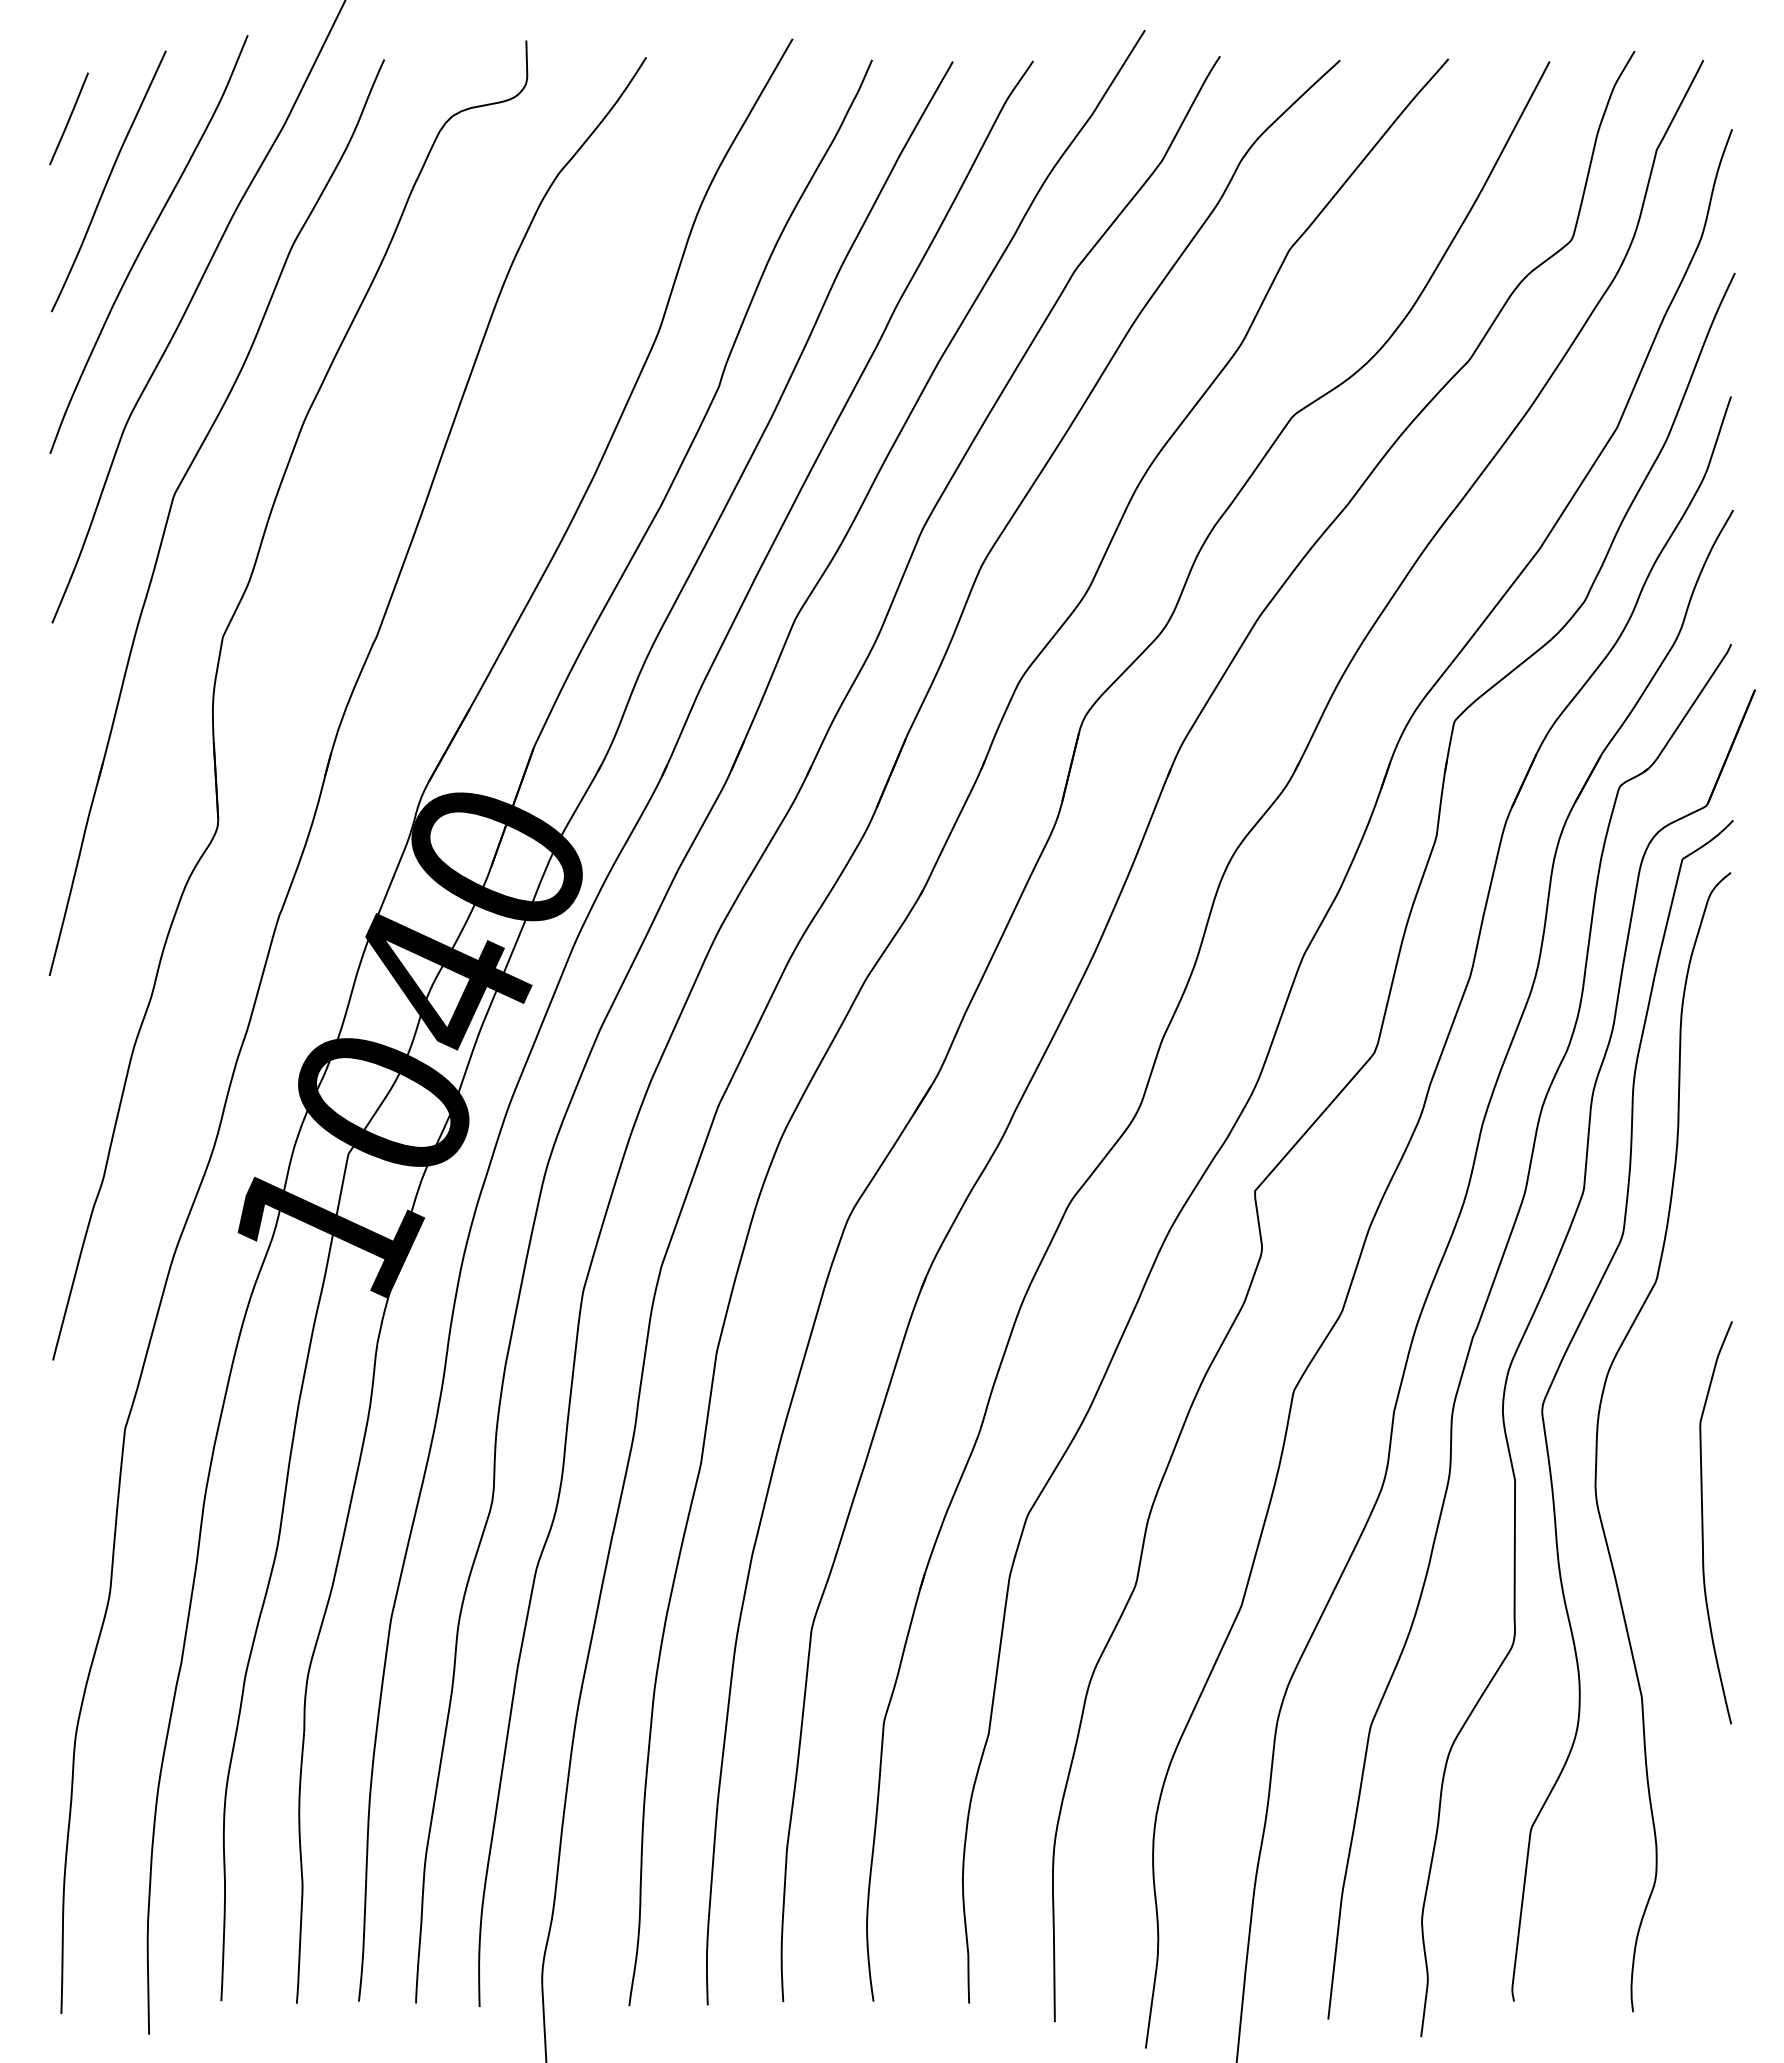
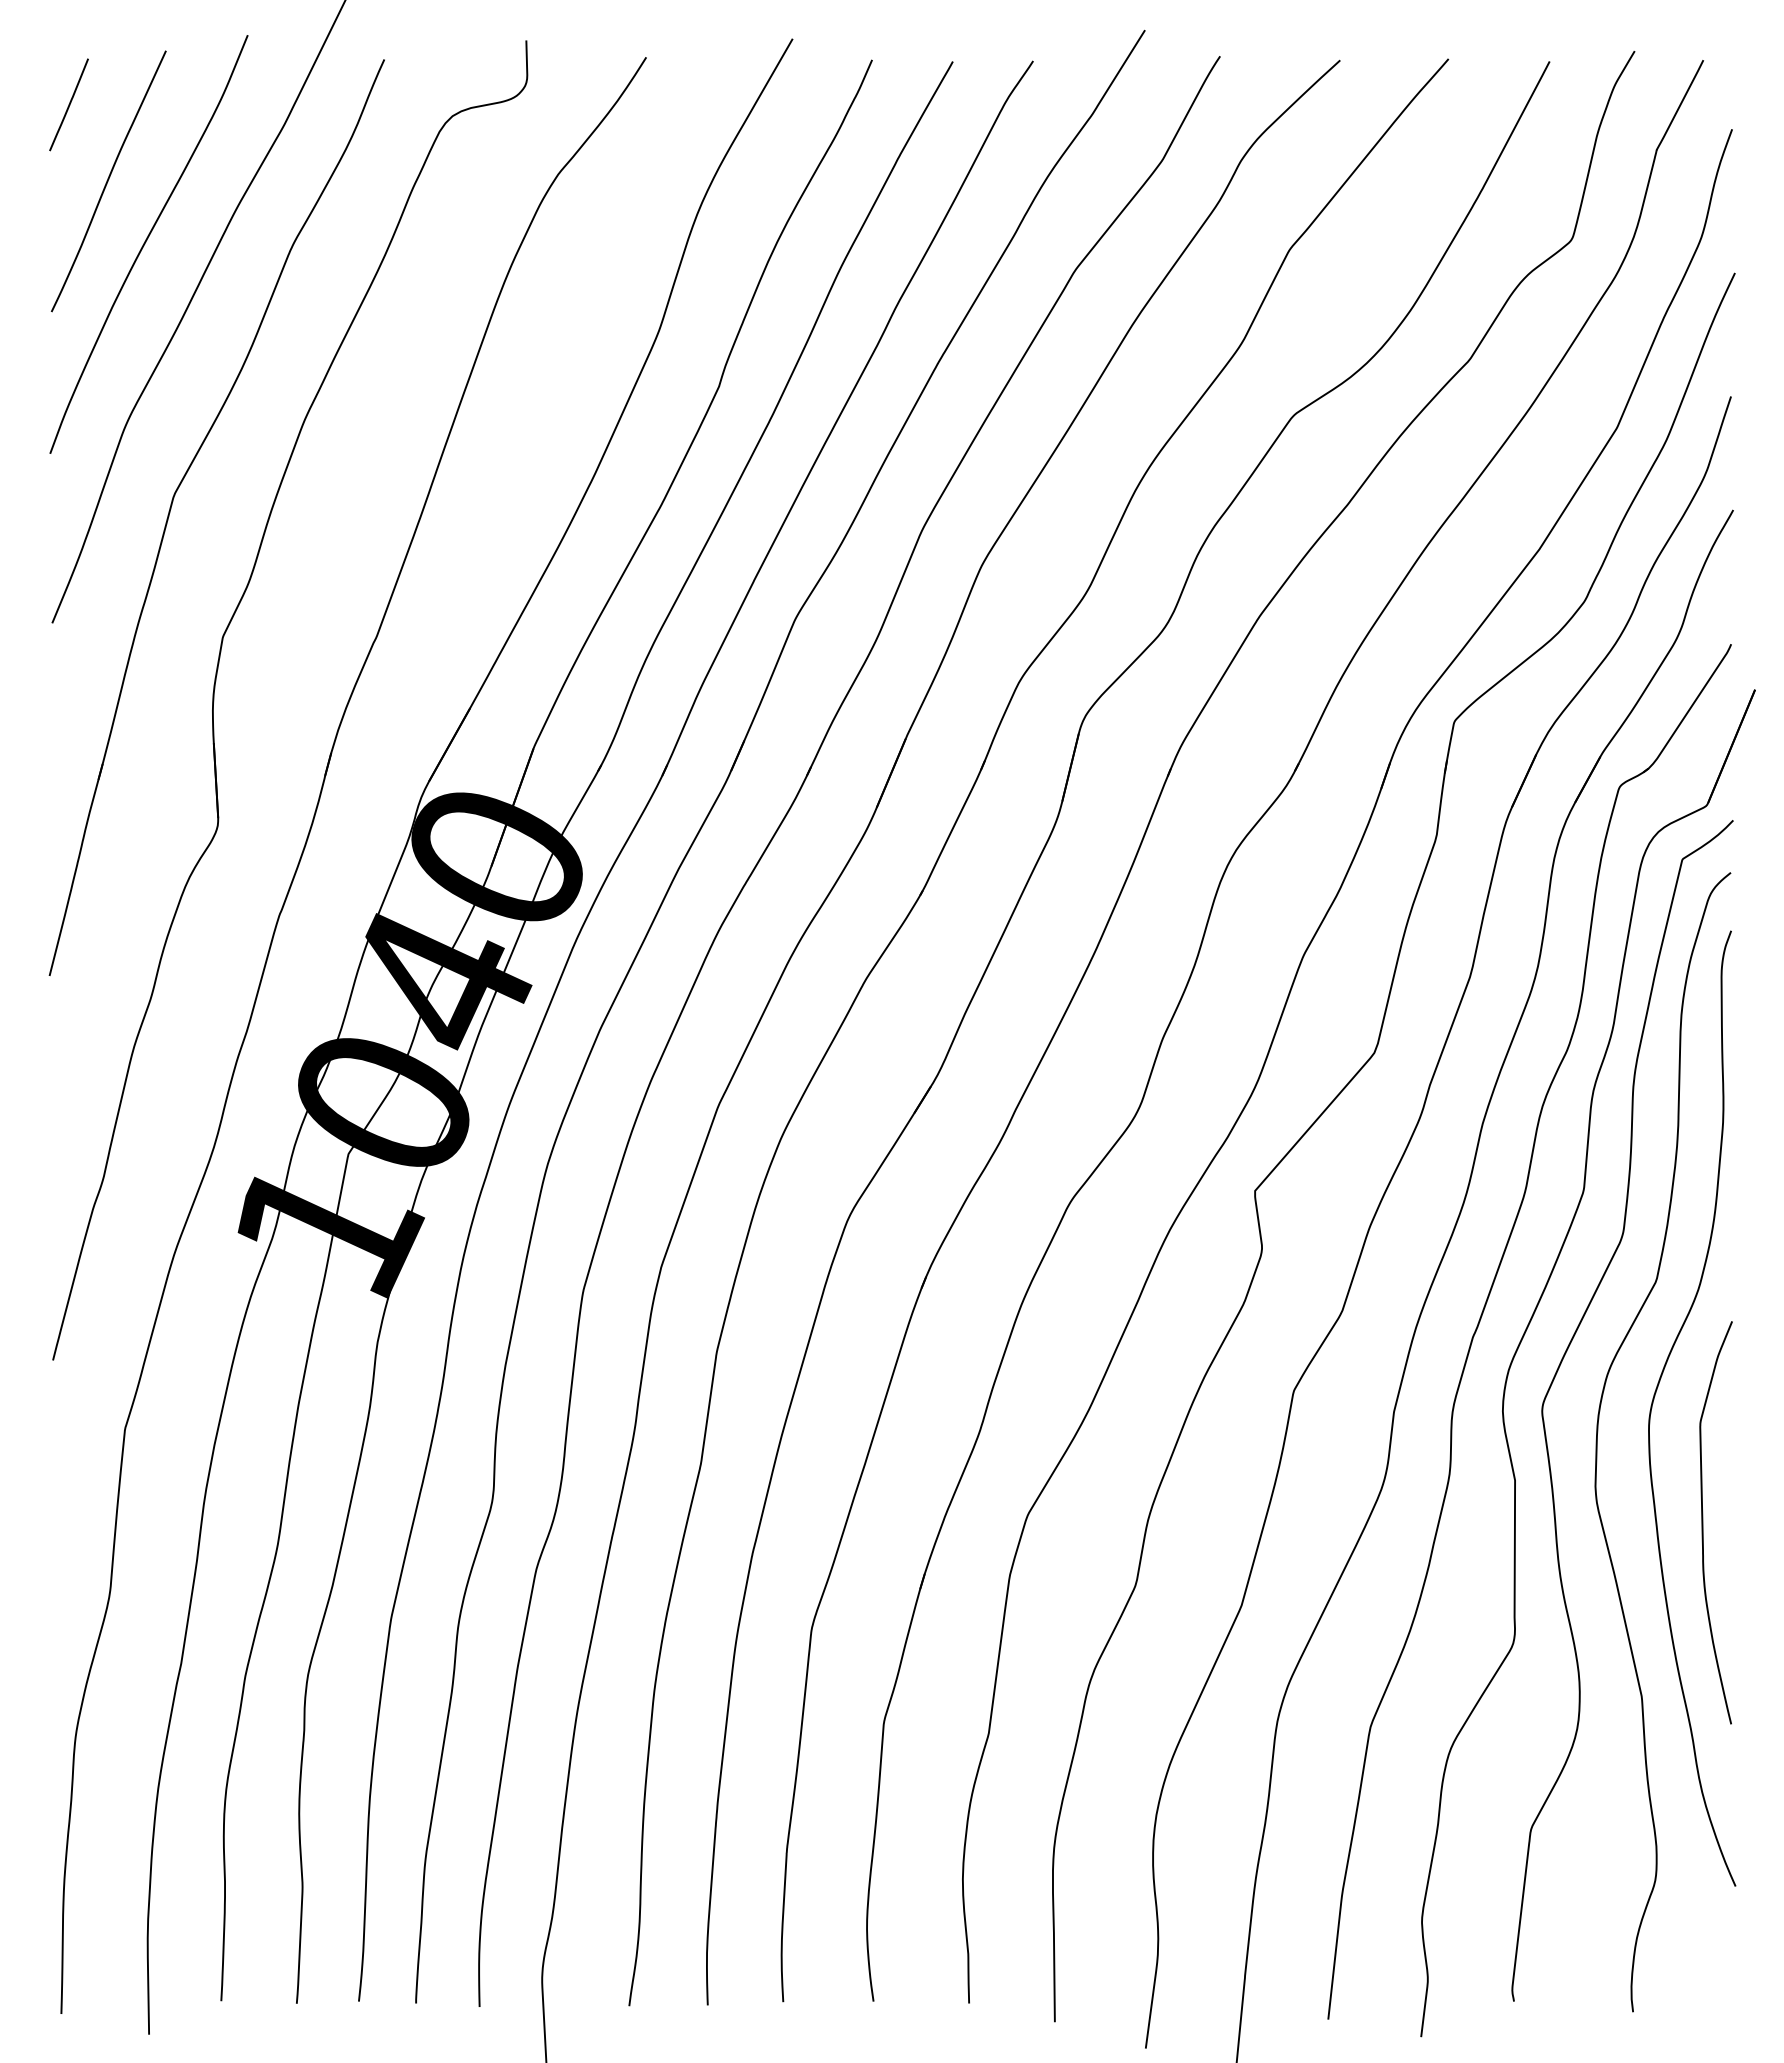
line position: (68, 118) -> (68, 104) (68, 104)
curve: none -> present (1655, 1396)
